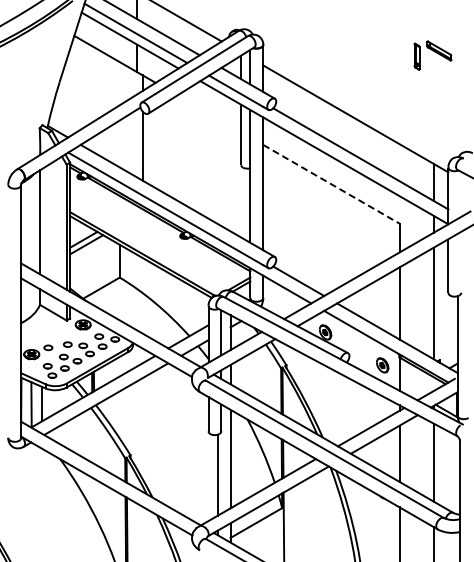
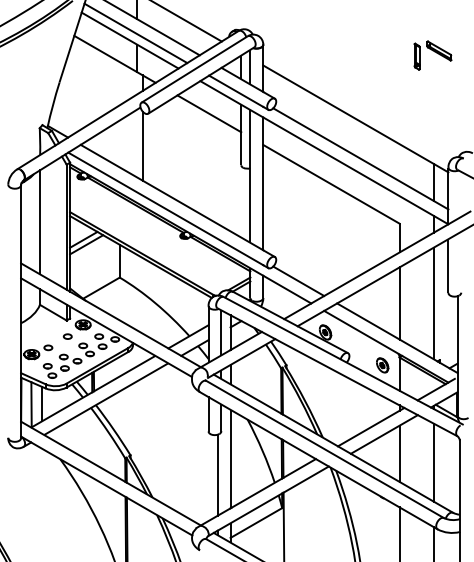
line: none -> present (209, 113)
line: dashed -> solid (331, 184)
part position: (67, 344) -> (67, 336) (67, 336)
